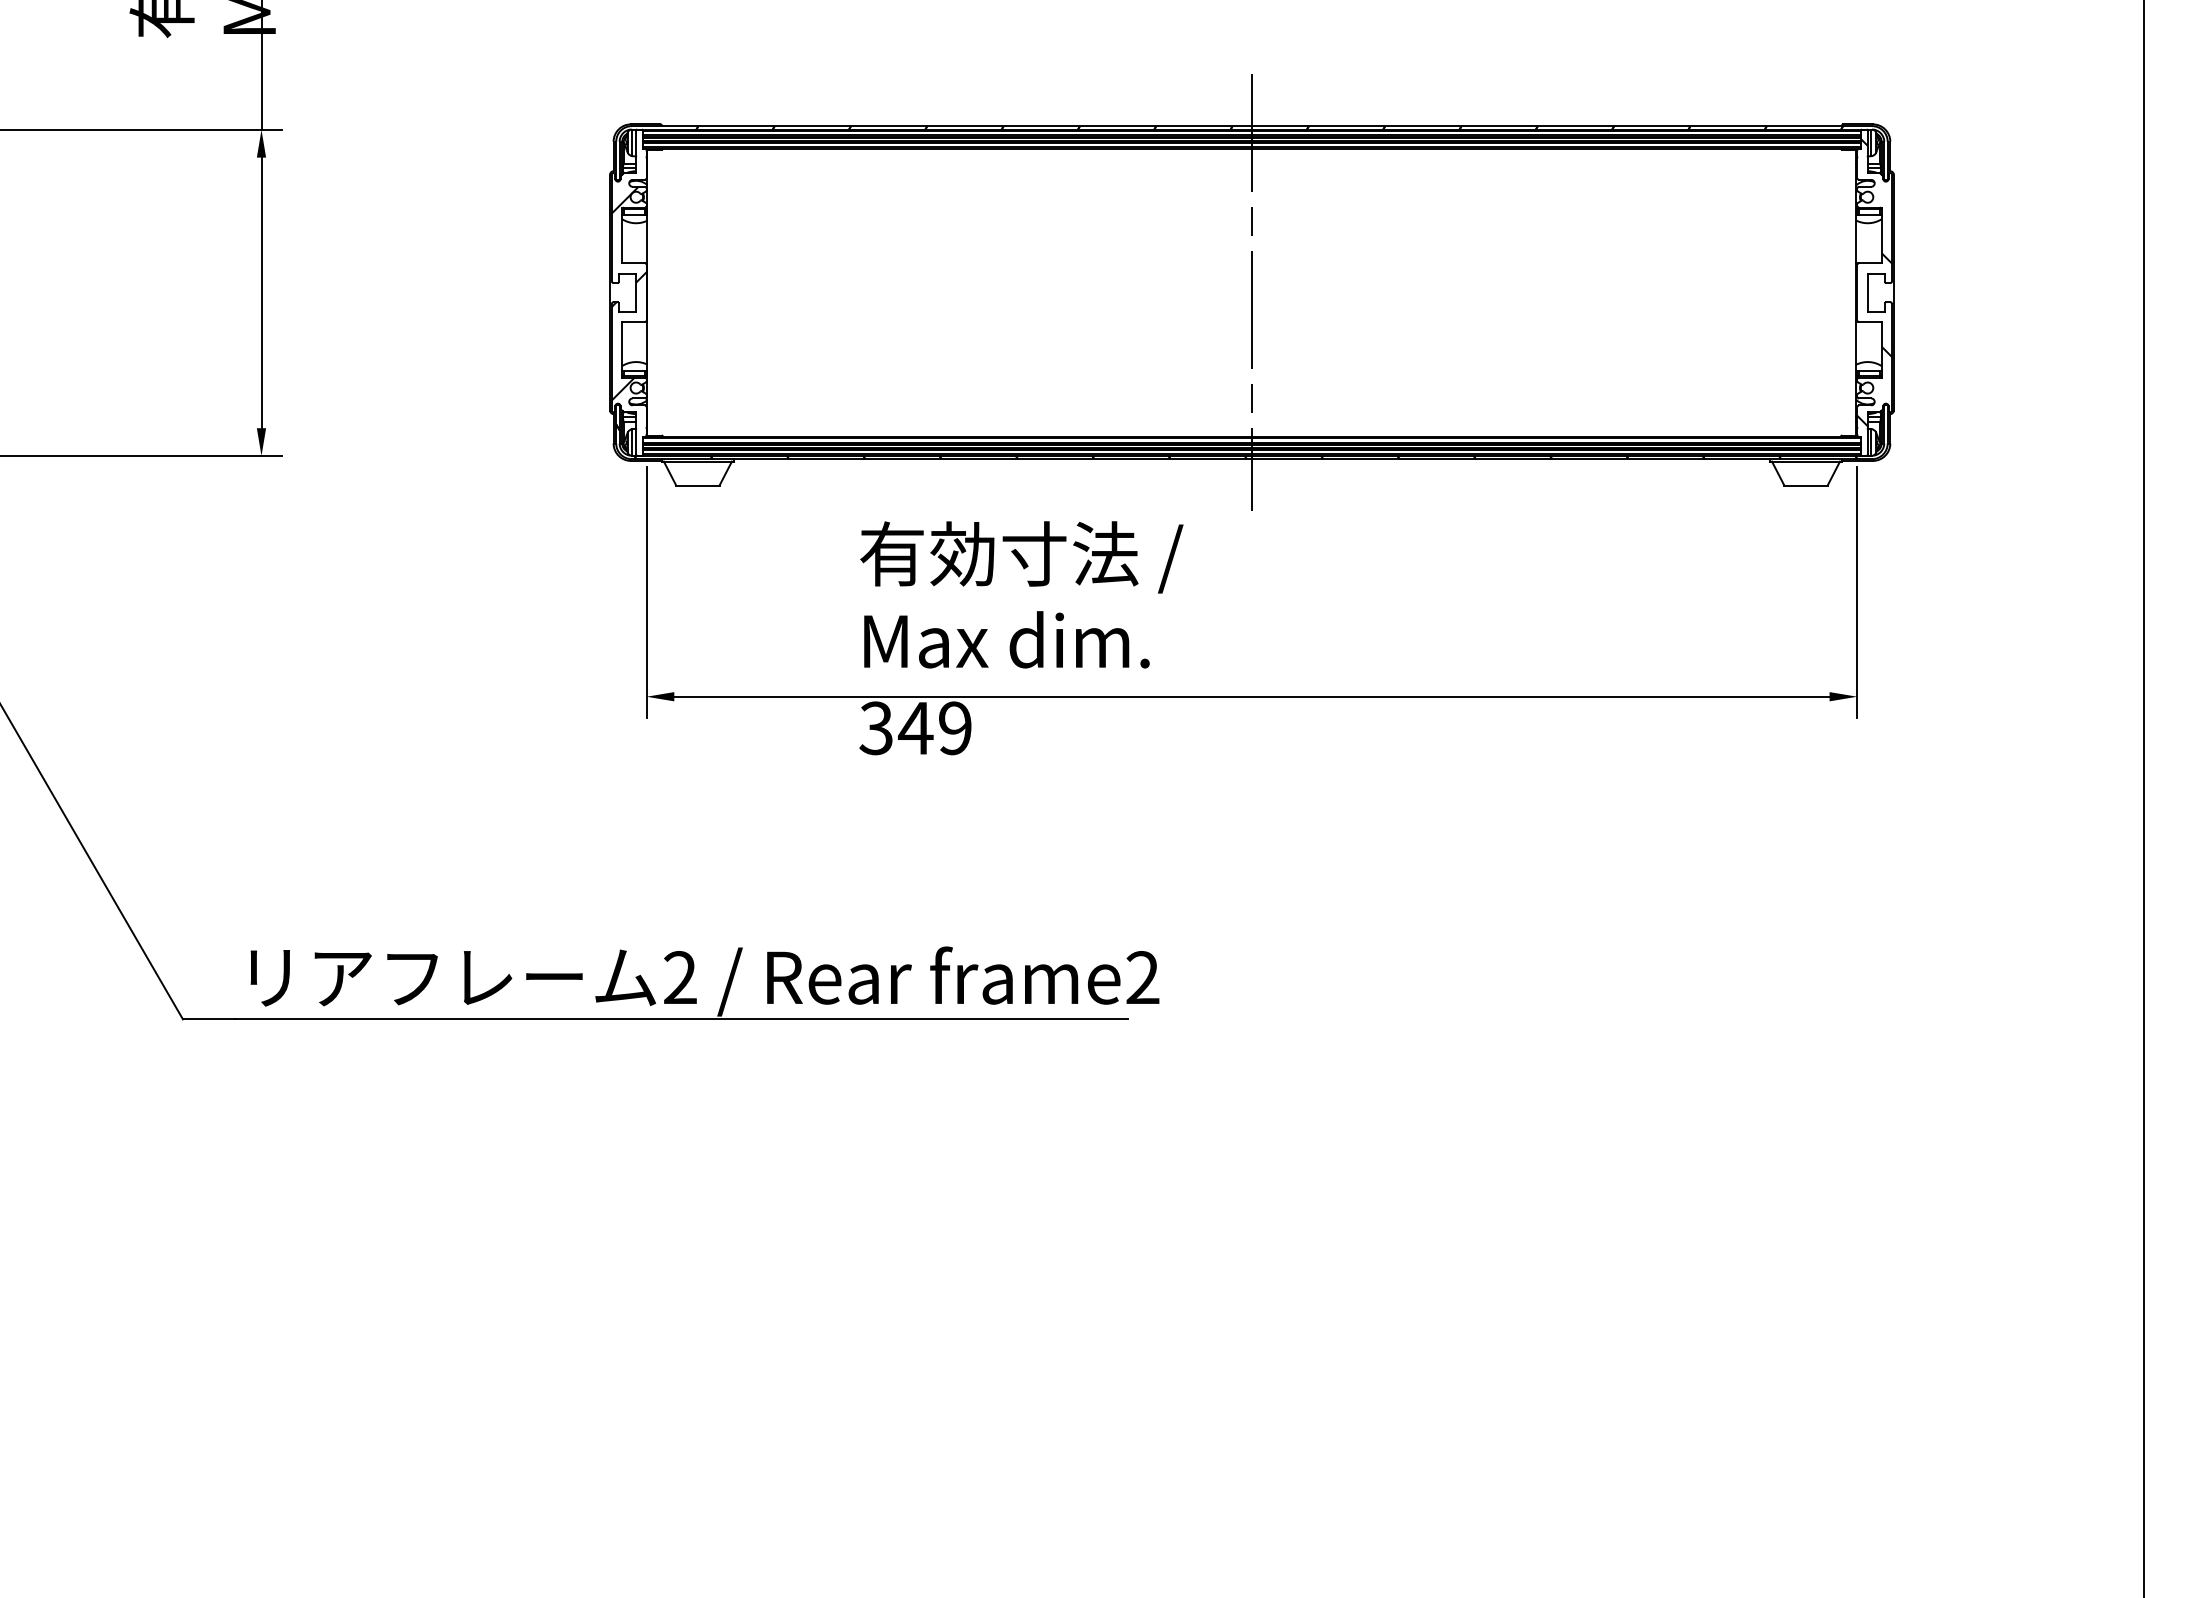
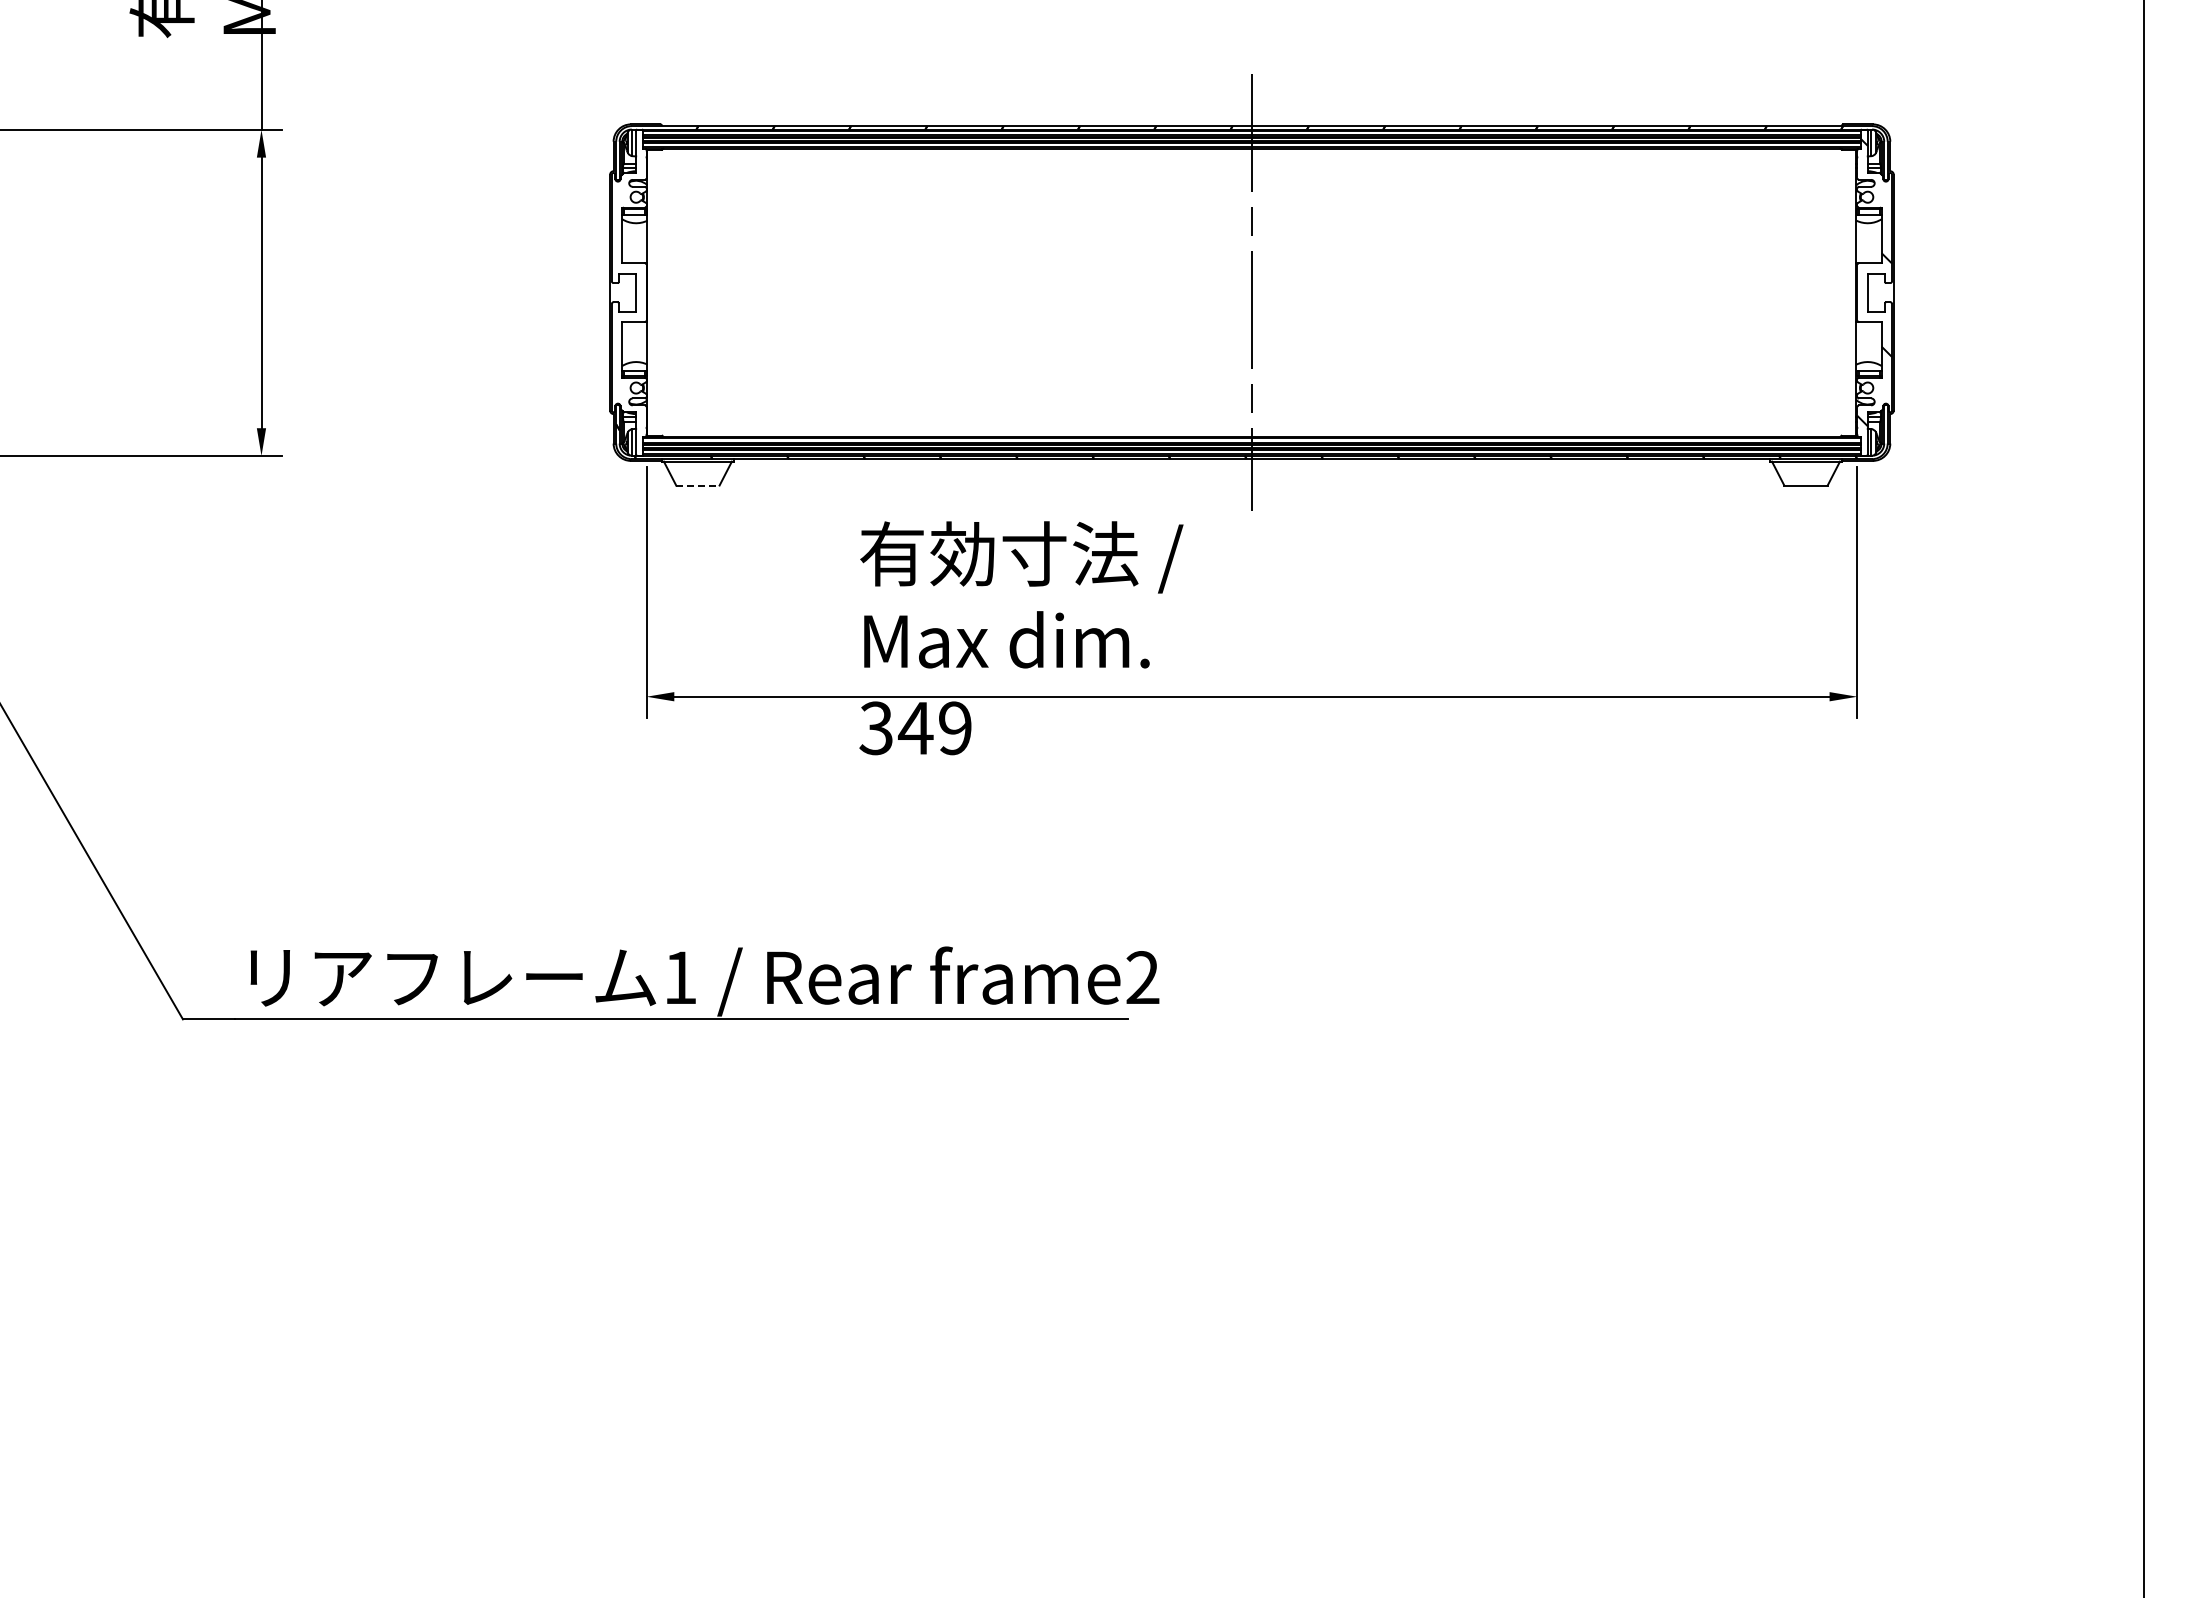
hatch: present -> none (628, 293)
line: solid -> dashed (697, 485)
text: 2 -> 1 (680, 977)
